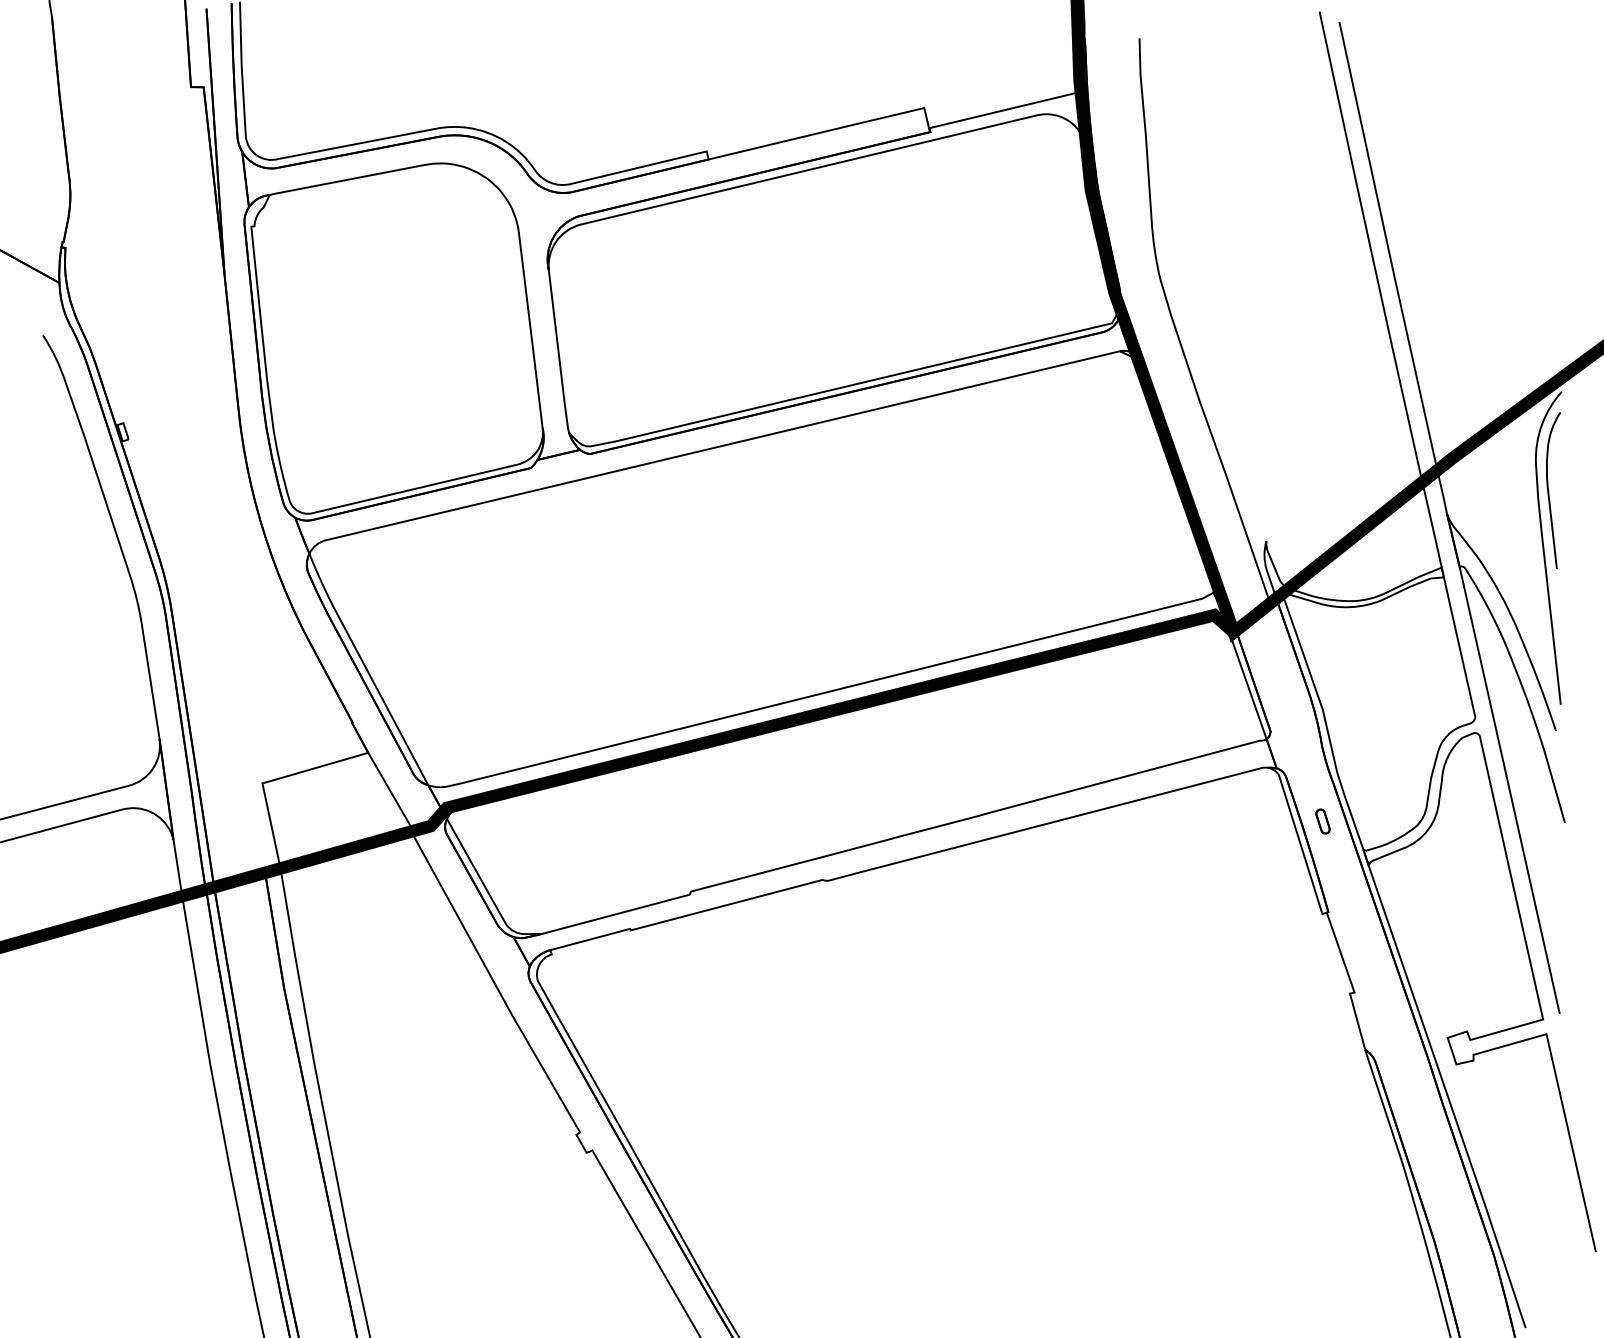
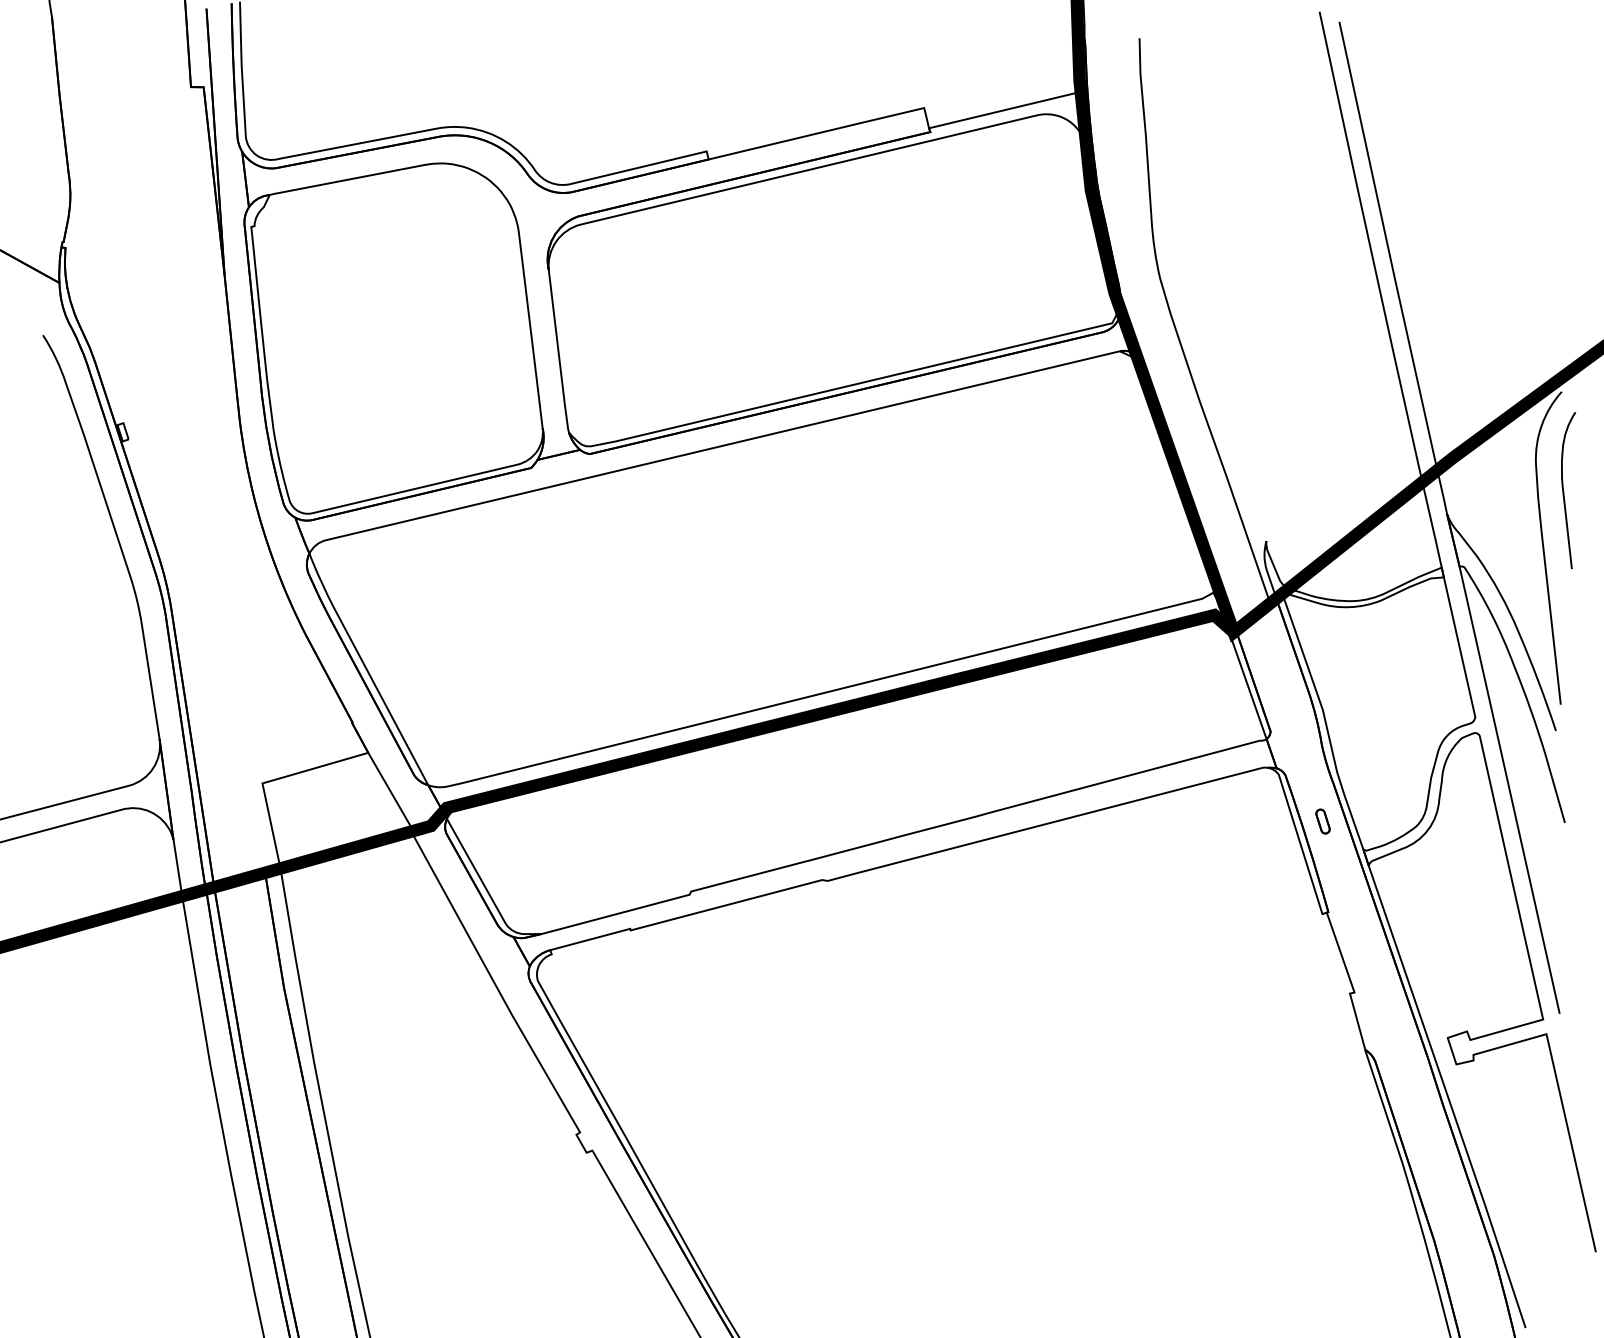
curve position: (1549, 491) -> (1564, 491) (1564, 491)
